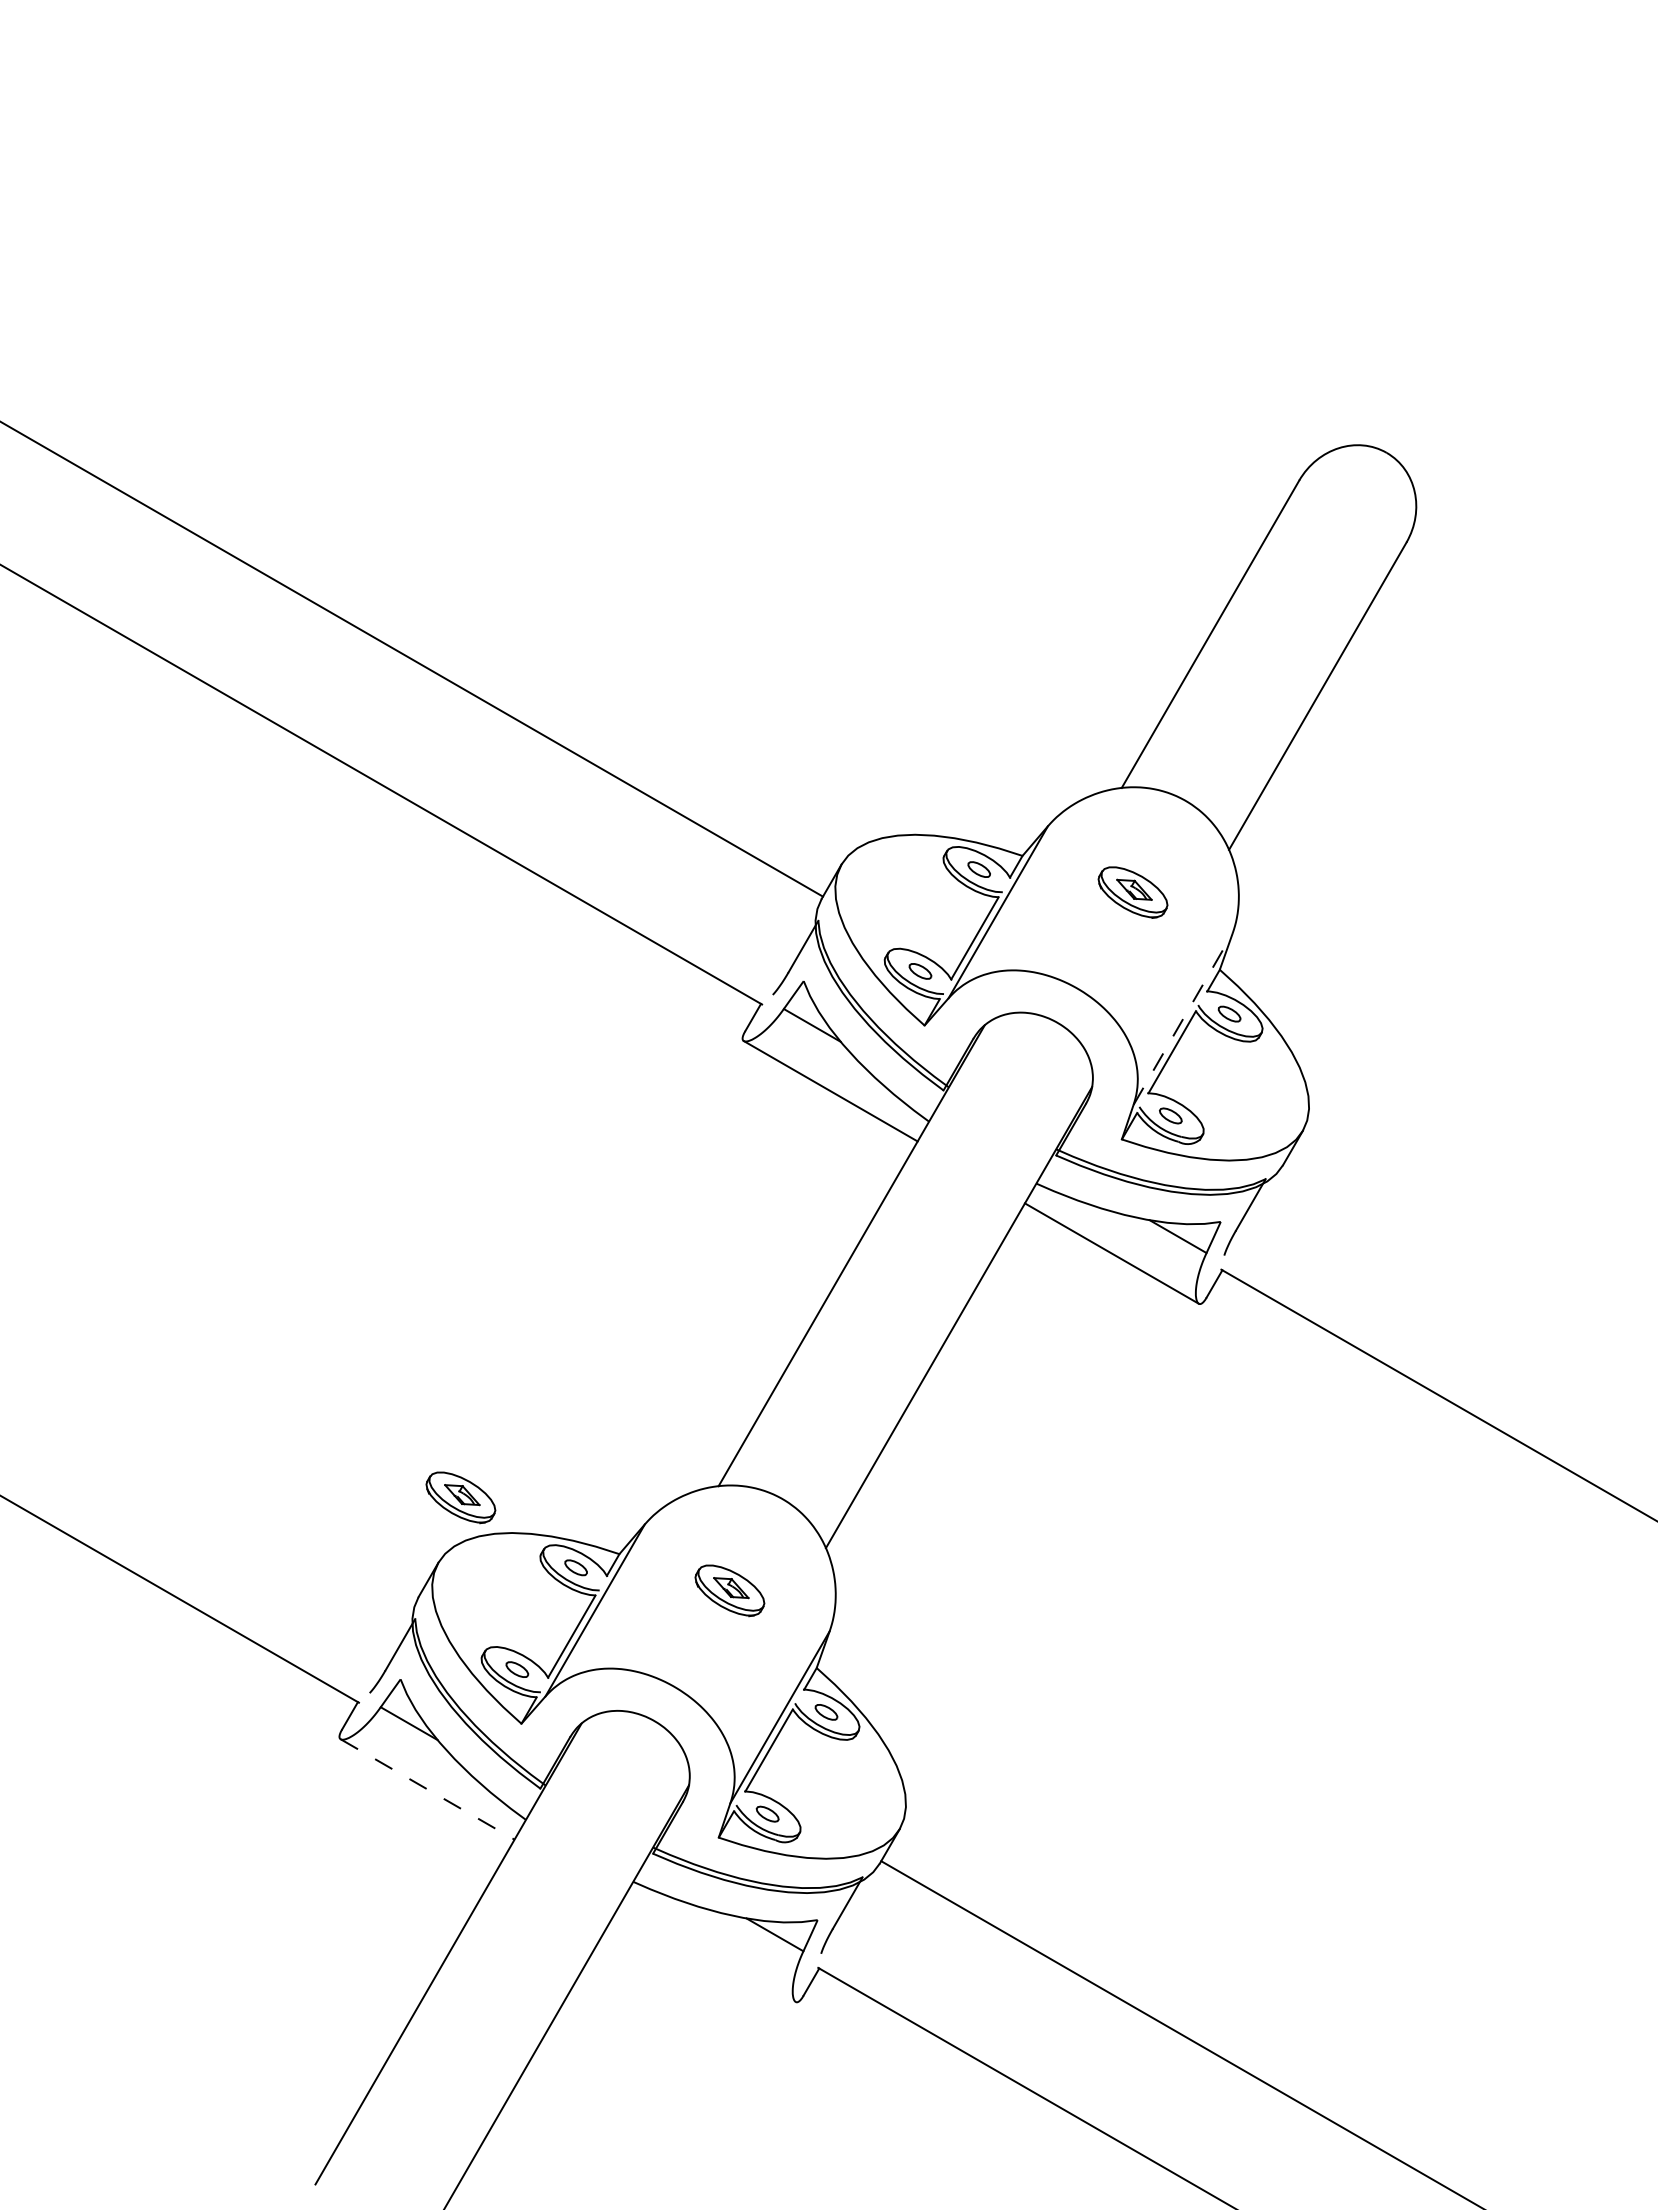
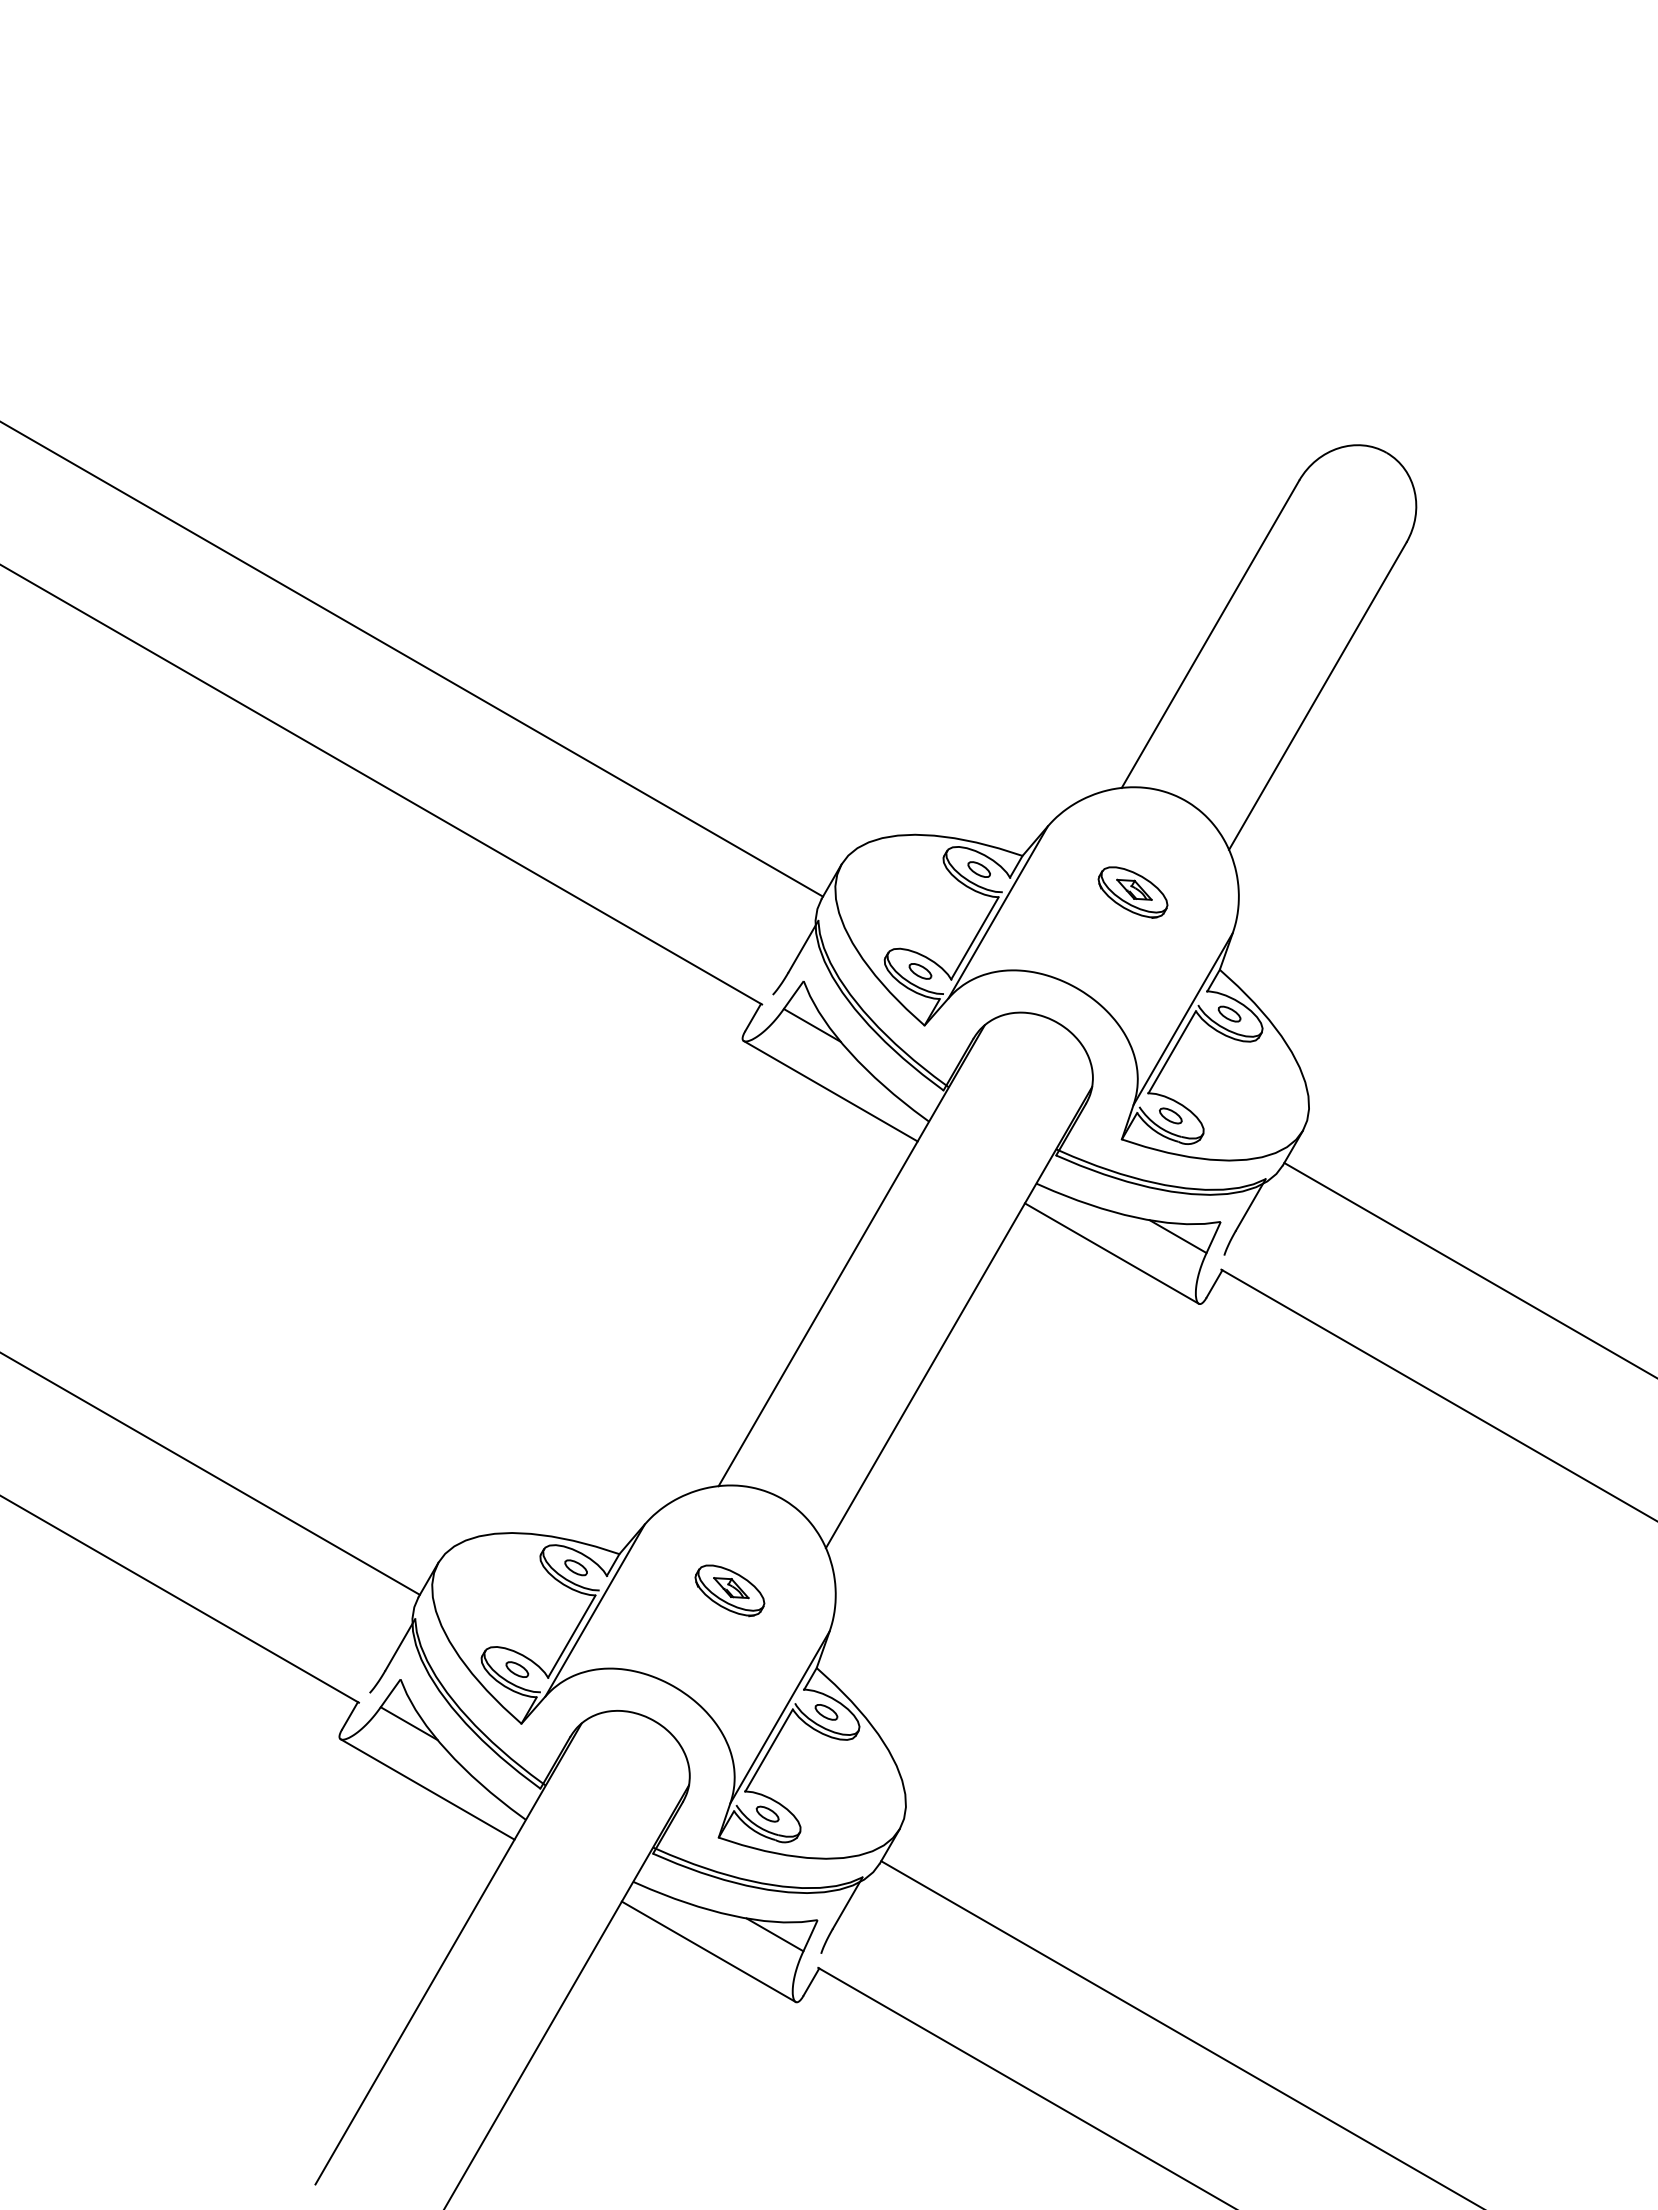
line: dashed -> solid (1183, 1018)
line: none -> present (1469, 1269)
line: none -> present (210, 1473)
part: present -> none (460, 1497)
line: dashed -> solid (428, 1789)
line: none -> present (708, 1951)
